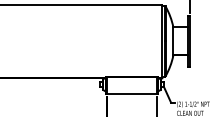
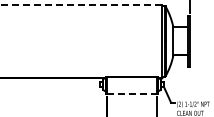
line: solid -> dashed (81, 5)
line: solid -> dashed (132, 93)
